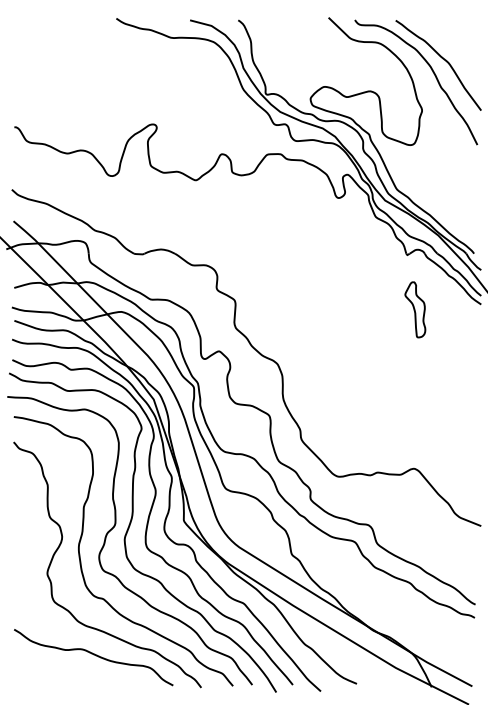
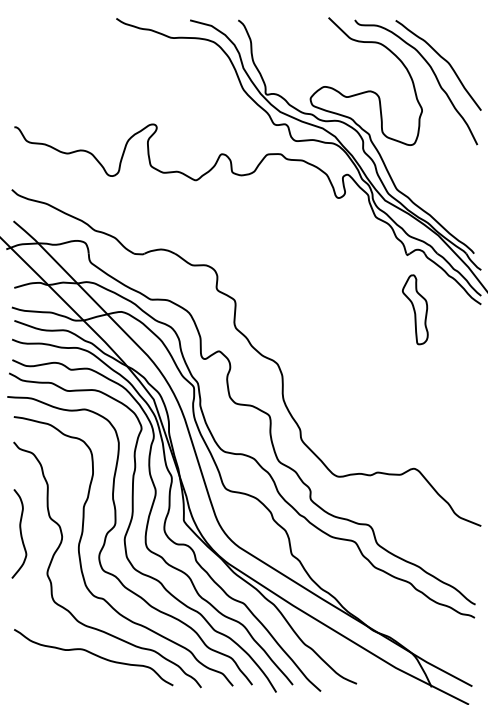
part size: 23x58 px -> 27x72 px (415, 309)
curve: none -> present (20, 533)
